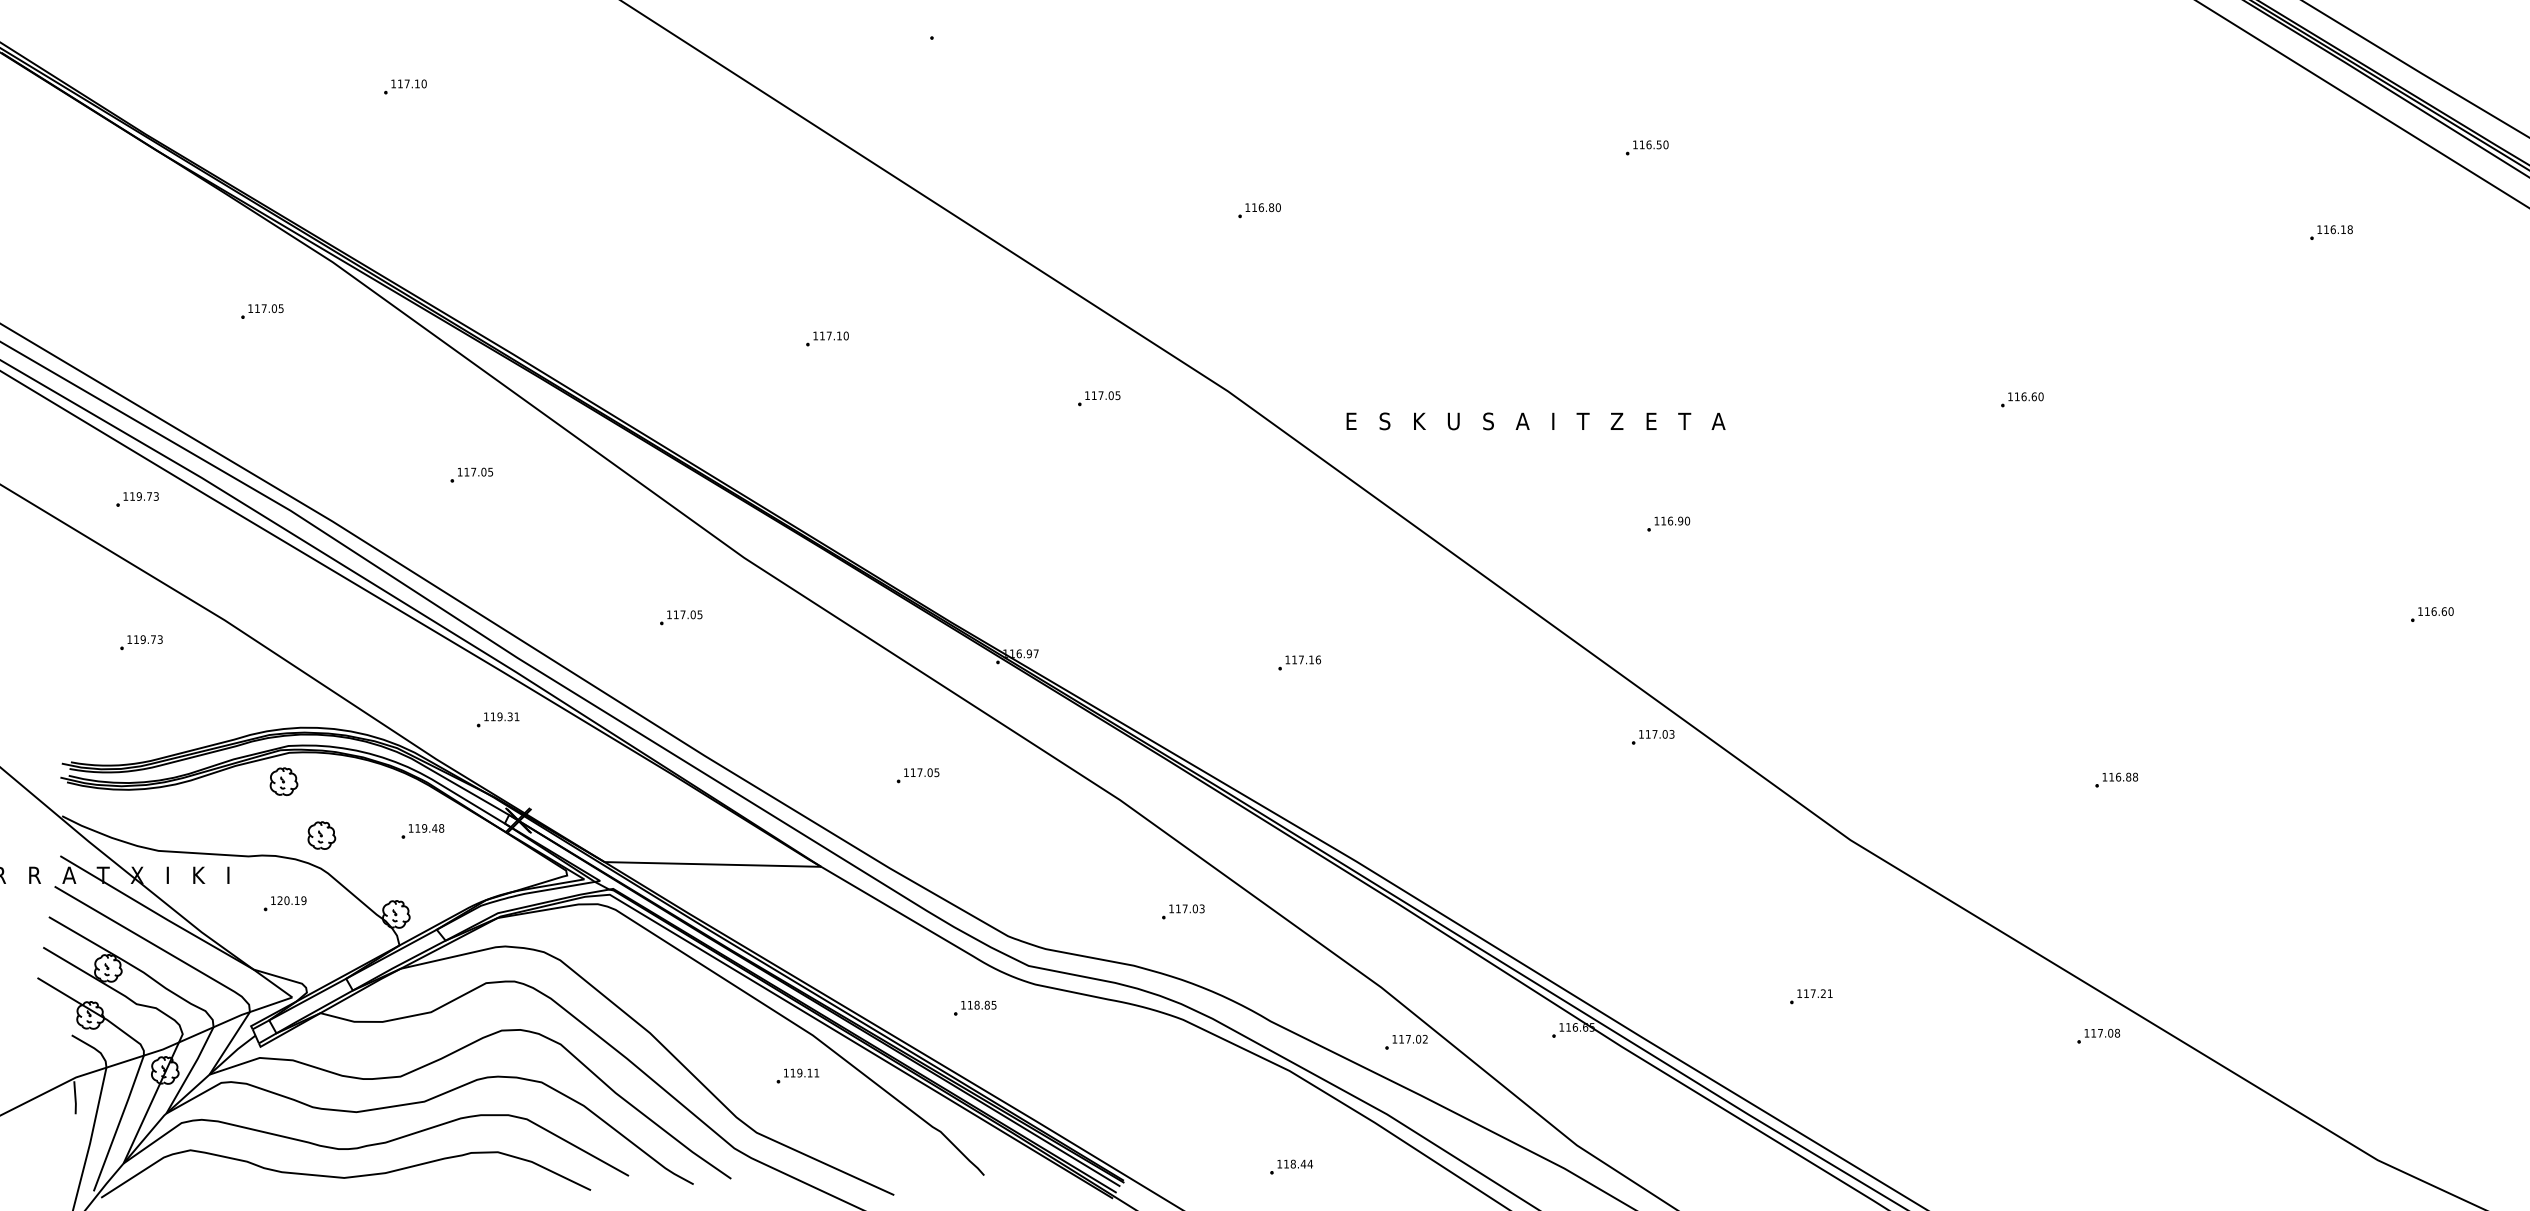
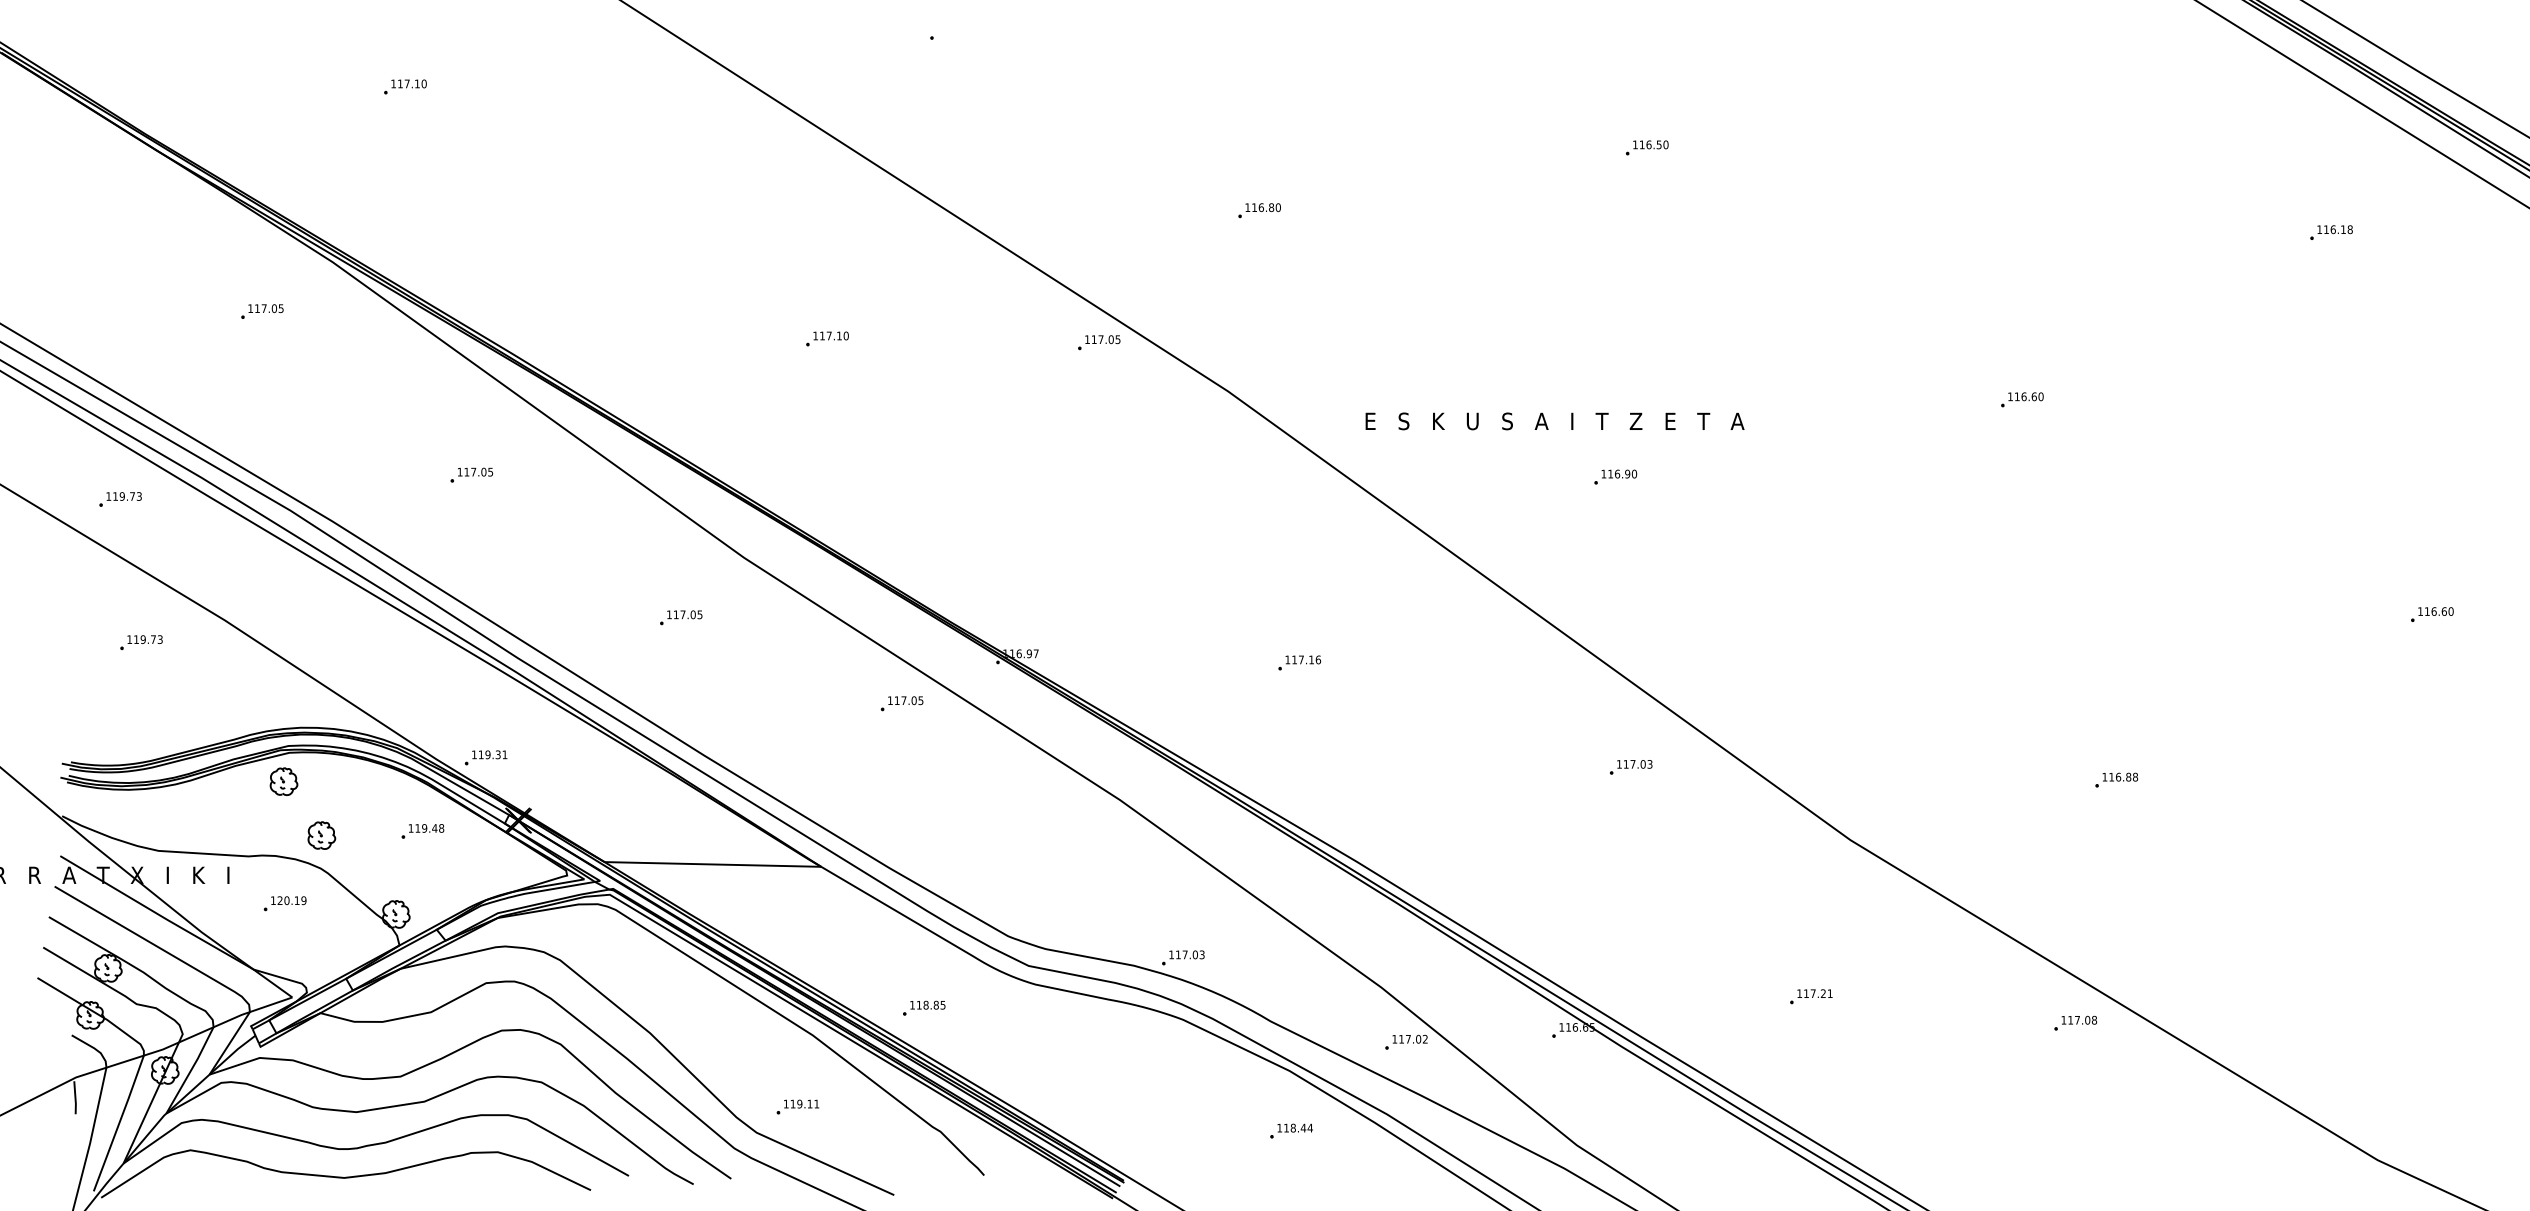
part position: (1099, 398) -> (1099, 342) (1099, 342)
text position: (1535, 421) -> (1554, 421) (1554, 421)
part position: (137, 499) -> (120, 499) (120, 499)
part position: (1668, 523) -> (1615, 476) (1615, 476)
part position: (497, 719) -> (485, 757) (485, 757)
part position: (1653, 737) -> (1631, 767) (1631, 767)
part position: (917, 775) -> (901, 703) (901, 703)
part position: (1183, 911) -> (1183, 957) (1183, 957)
part position: (975, 1007) -> (924, 1007) (924, 1007)
part position: (2098, 1035) -> (2075, 1022) (2075, 1022)
part position: (797, 1075) -> (797, 1106) (797, 1106)
part position: (1291, 1166) -> (1291, 1130) (1291, 1130)
